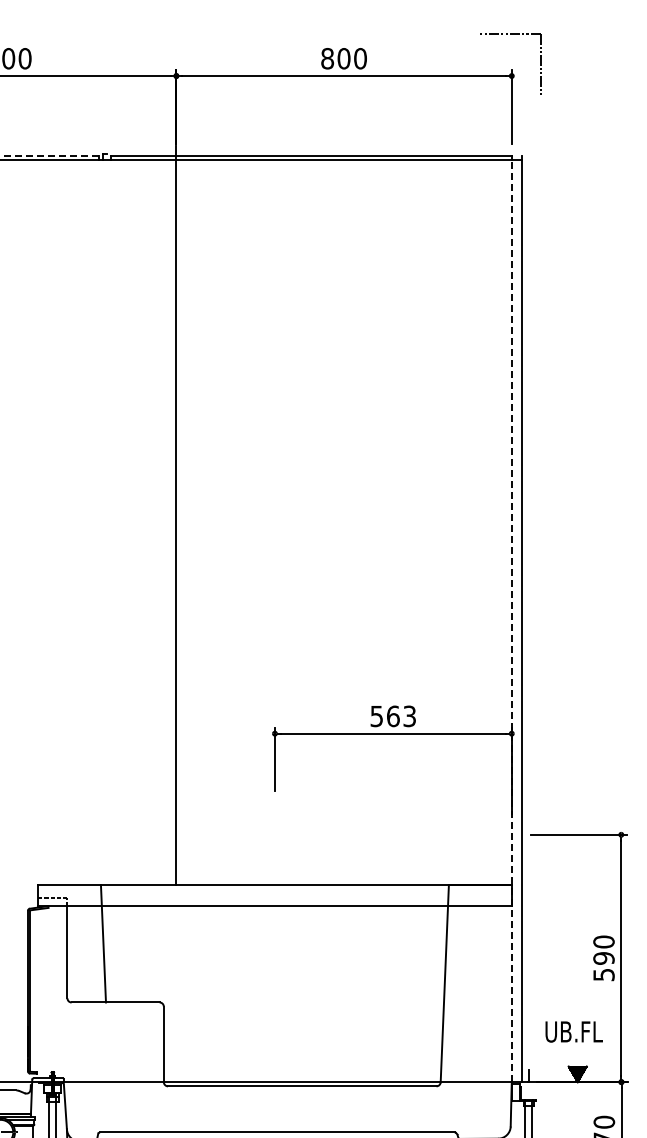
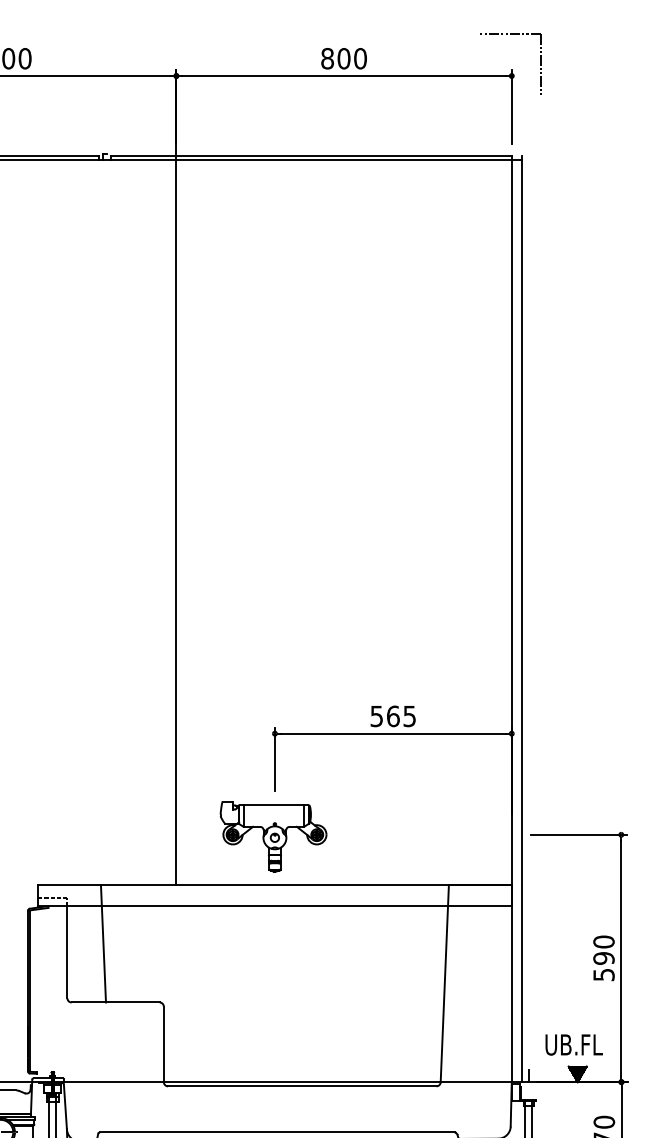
line: dashed -> solid (49, 155)
line: dashed -> solid (511, 620)
text: 563 -> 565 (409, 715)
part: none -> present (273, 836)
text position: (573, 1031) -> (573, 1044) (573, 1044)
